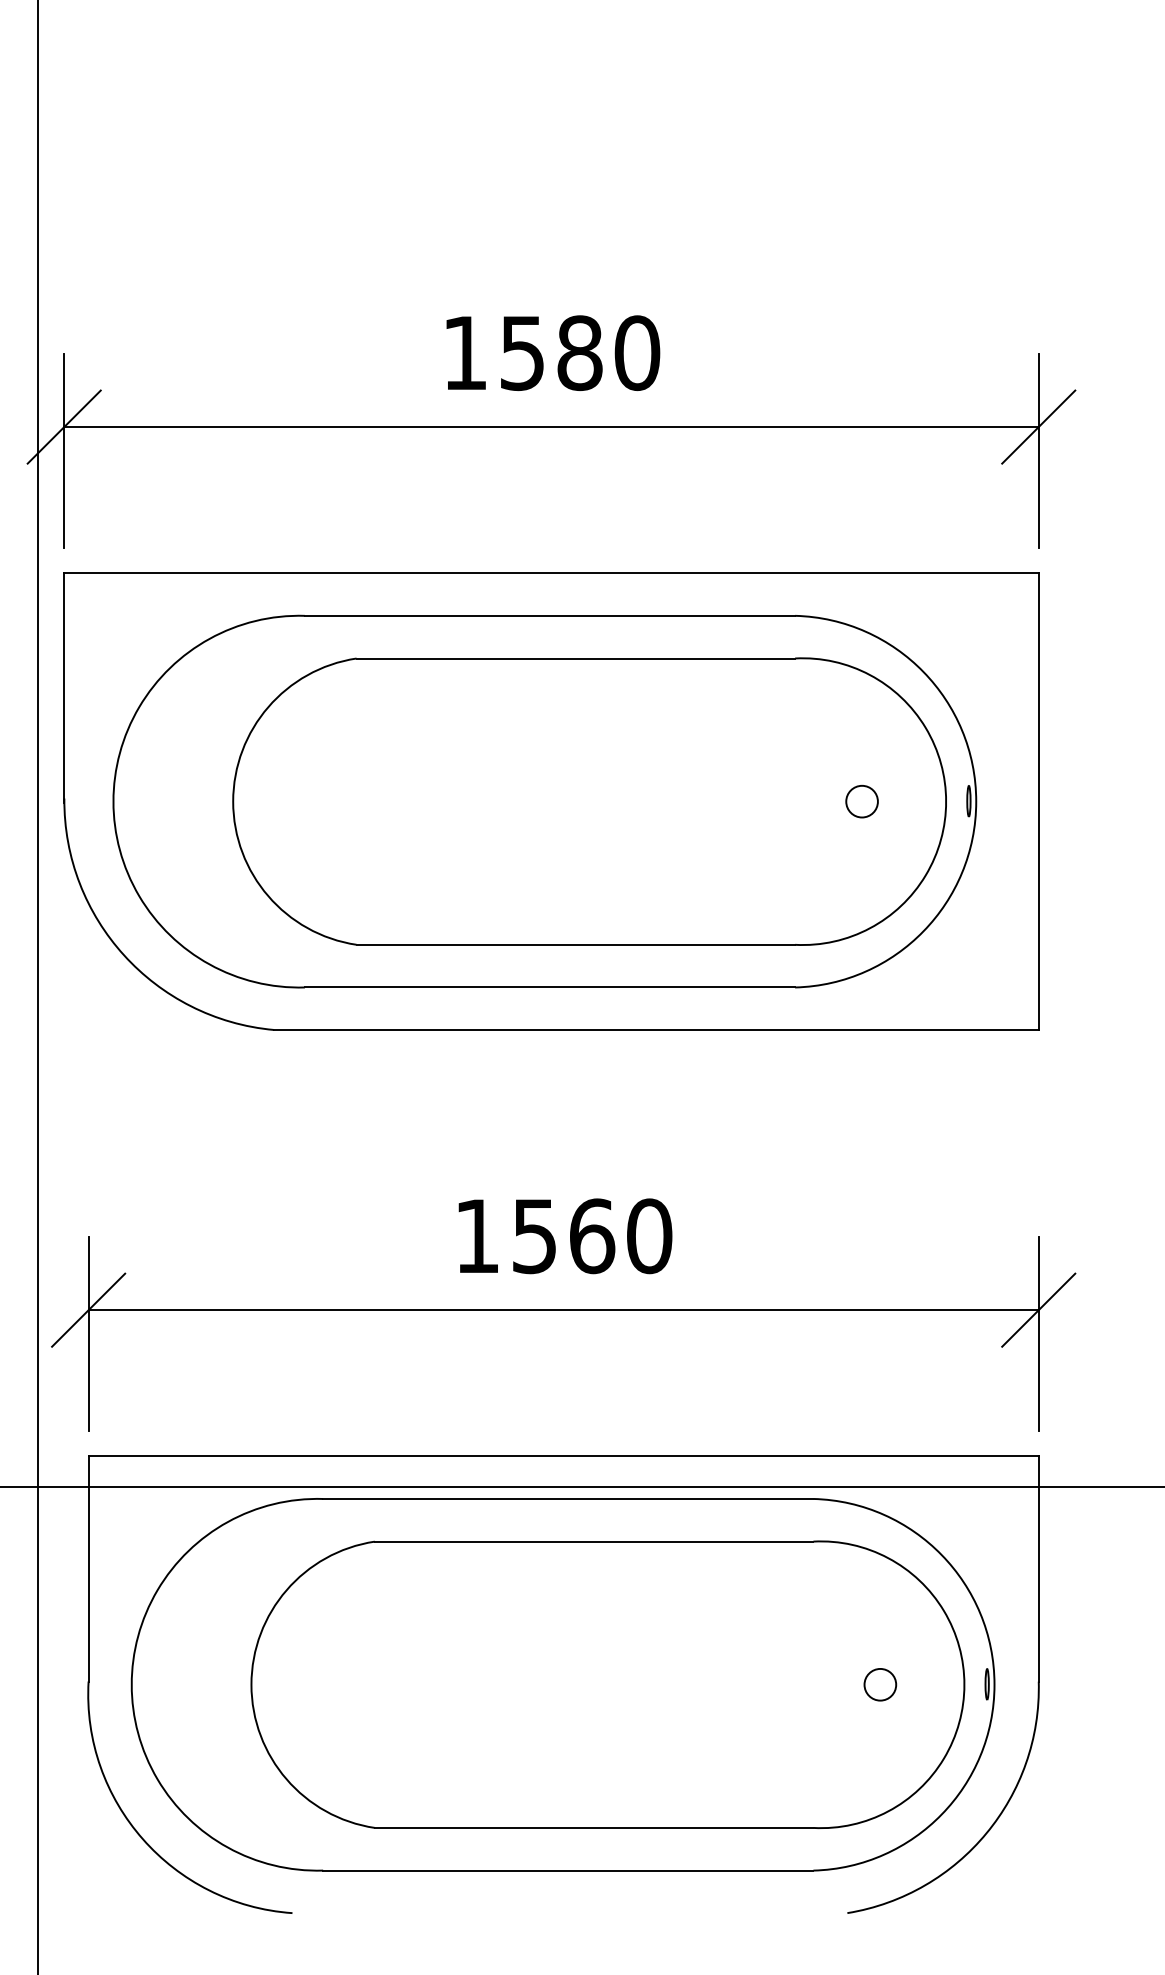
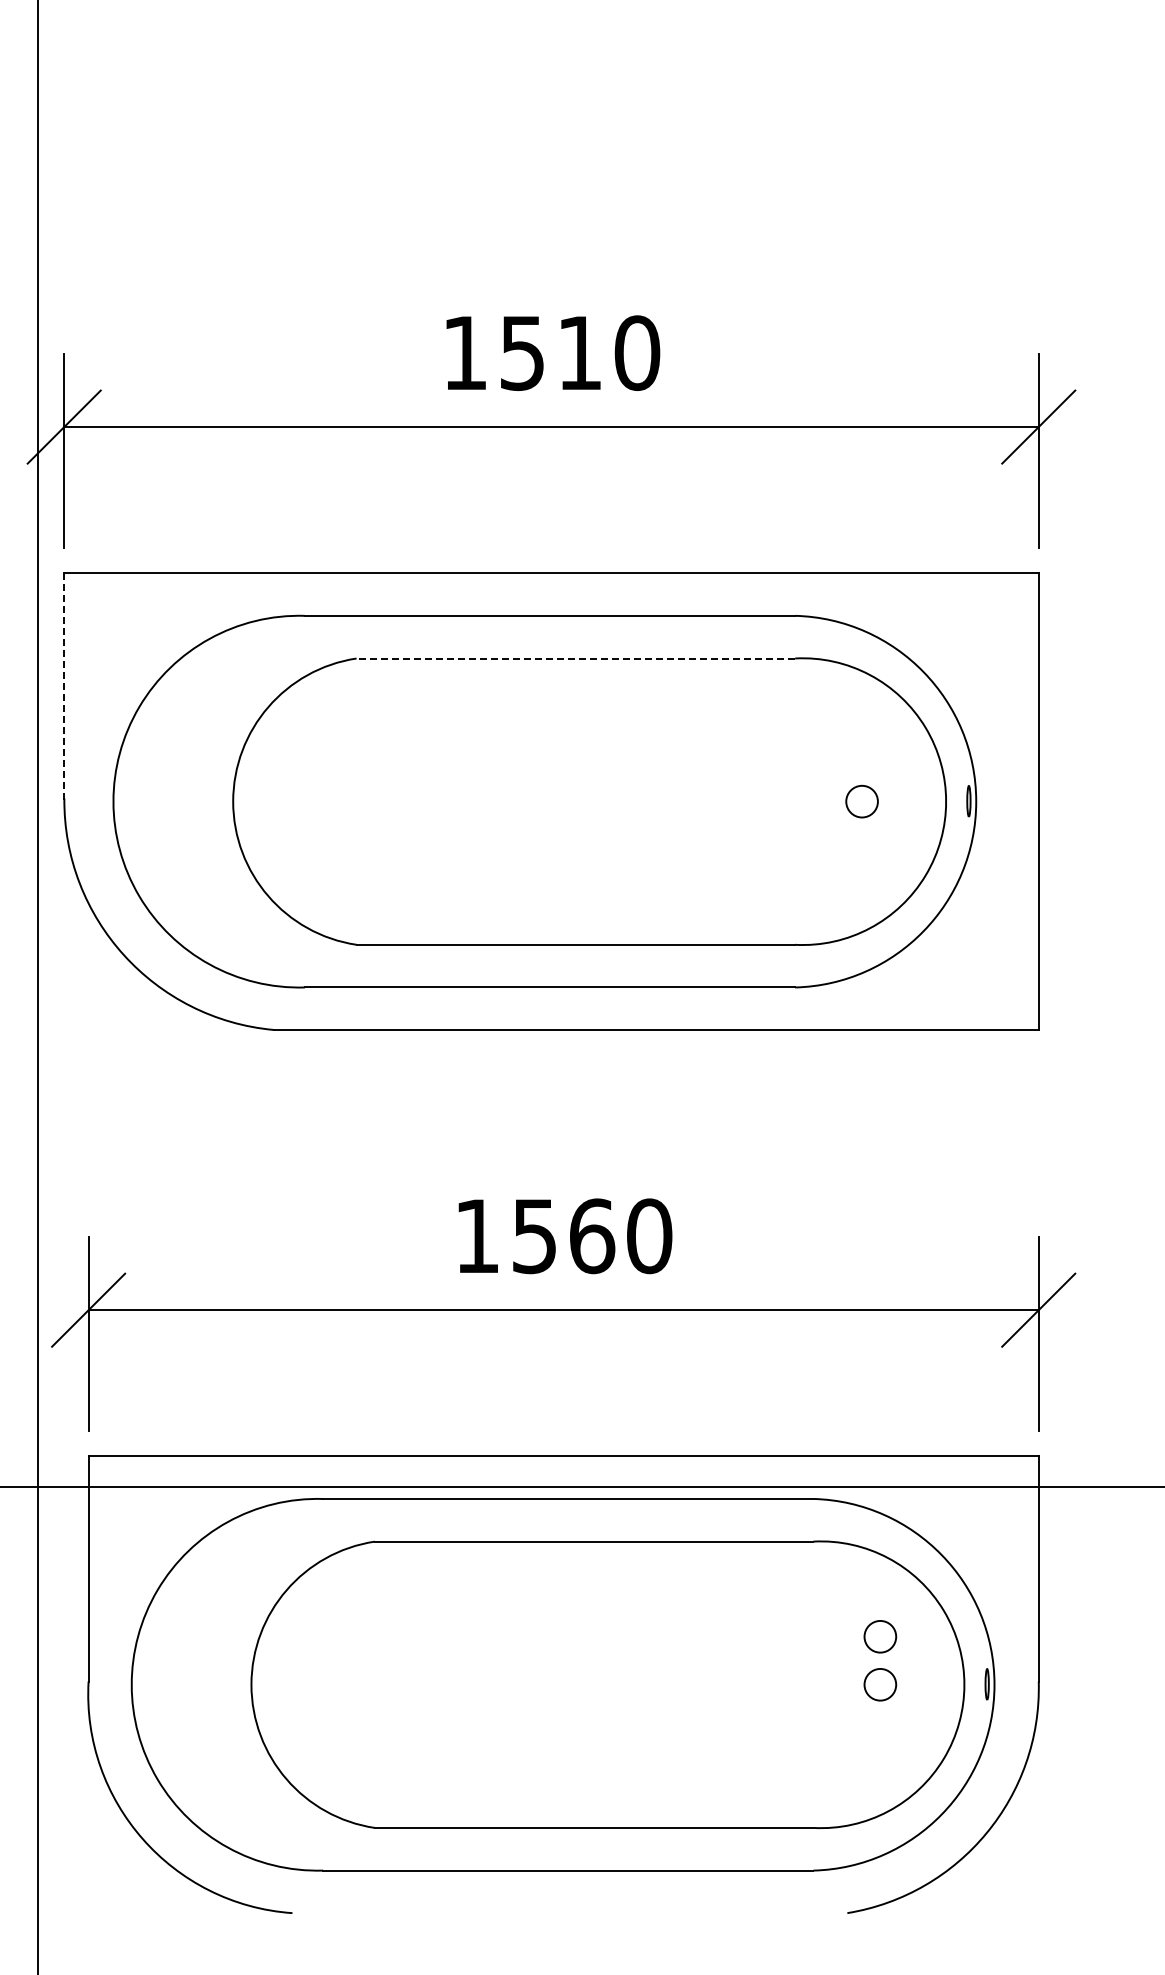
text: 1580 -> 1510 (579, 353)
line: solid -> dashed (575, 658)
line: solid -> dashed (64, 687)
circle: none -> present (880, 1636)
